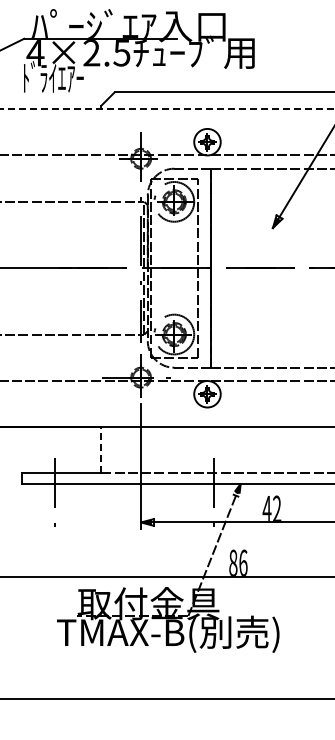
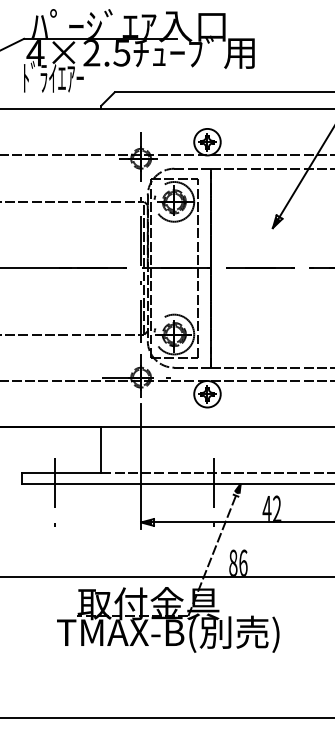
line: dashed -> solid (167, 109)
line: dashed -> solid (101, 450)
line position: (166, 698) -> (166, 717) (166, 717)
